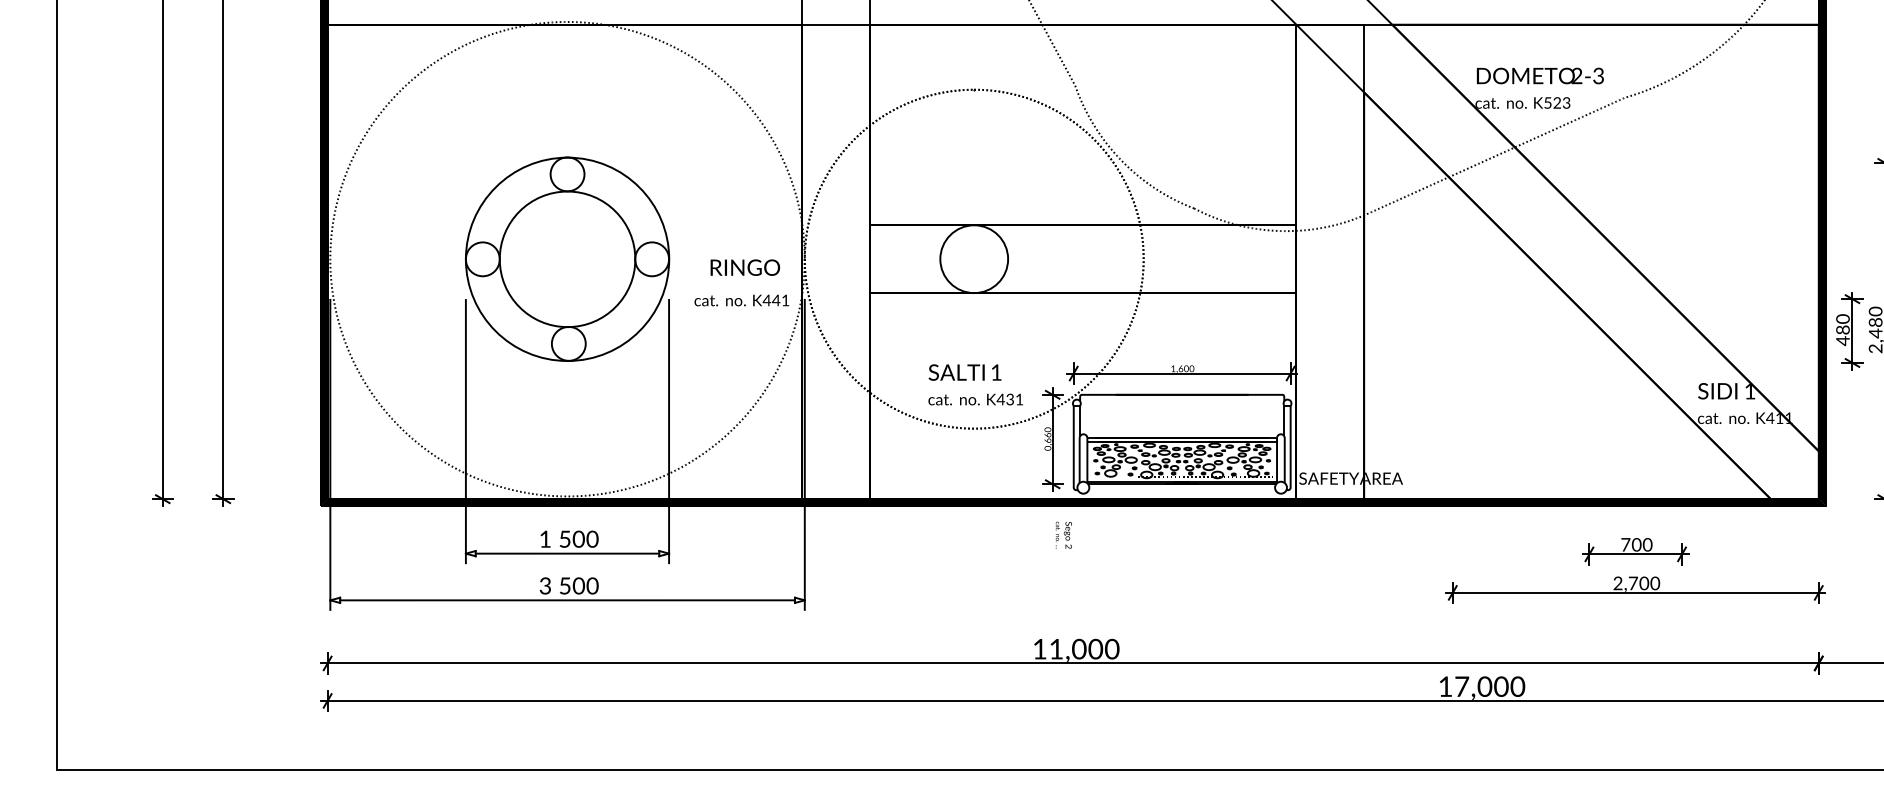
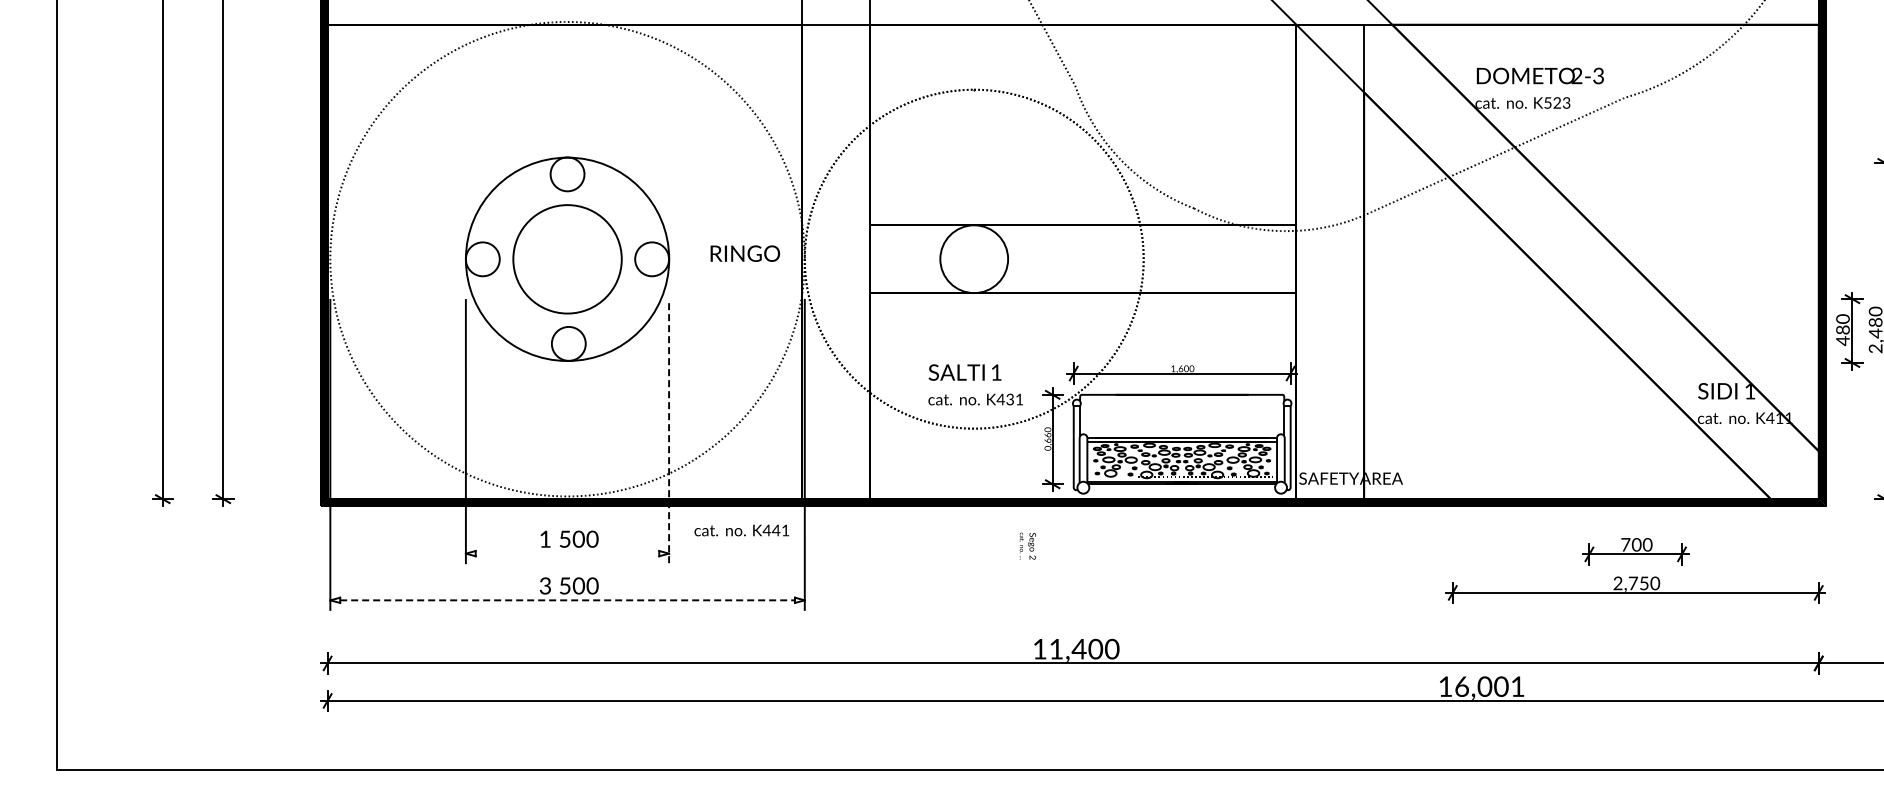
circle diameter: 136 px -> 108 px (567, 259)
text position: (745, 267) -> (745, 253) (745, 253)
text position: (741, 300) -> (741, 530) (741, 530)
line: solid -> dashed (669, 431)
text position: (1063, 534) -> (1027, 545) (1027, 545)
line: present -> none (567, 553)
text: 2,700 -> 2,750 (1644, 583)
line: solid -> dashed (568, 600)
text: 11,000 -> 11,400 (1078, 648)
text: 17,000 -> 16,001 (1490, 686)
